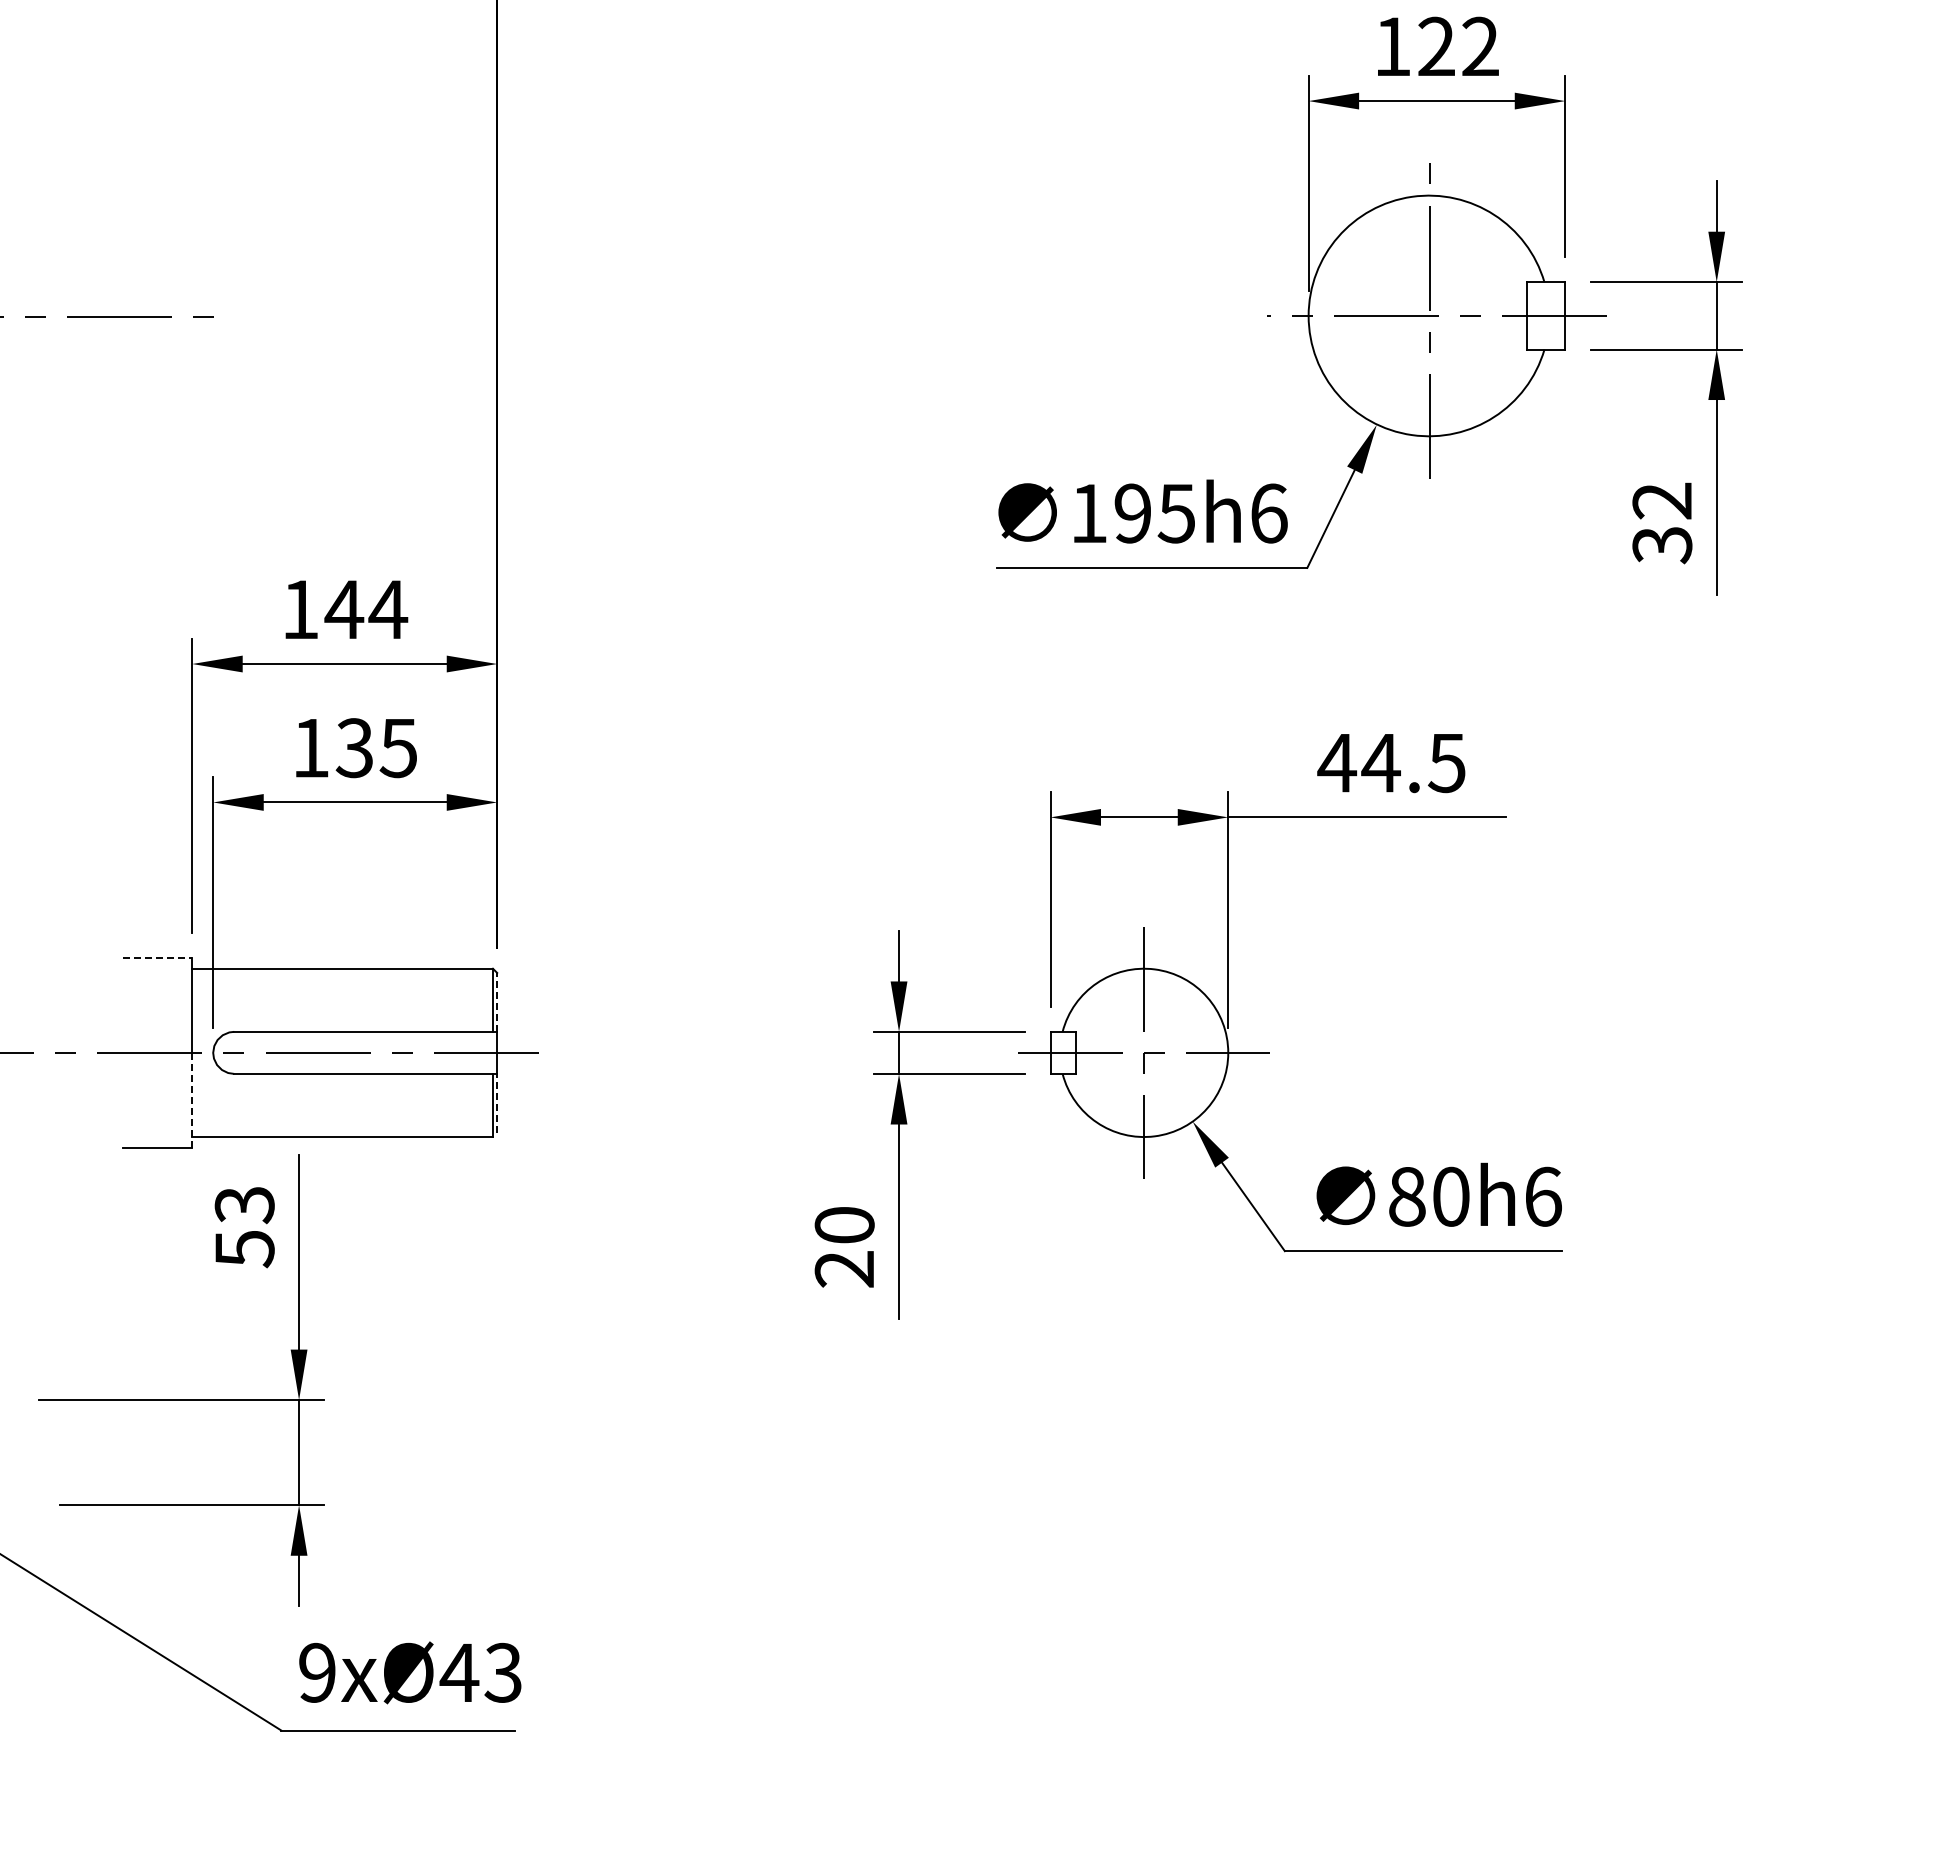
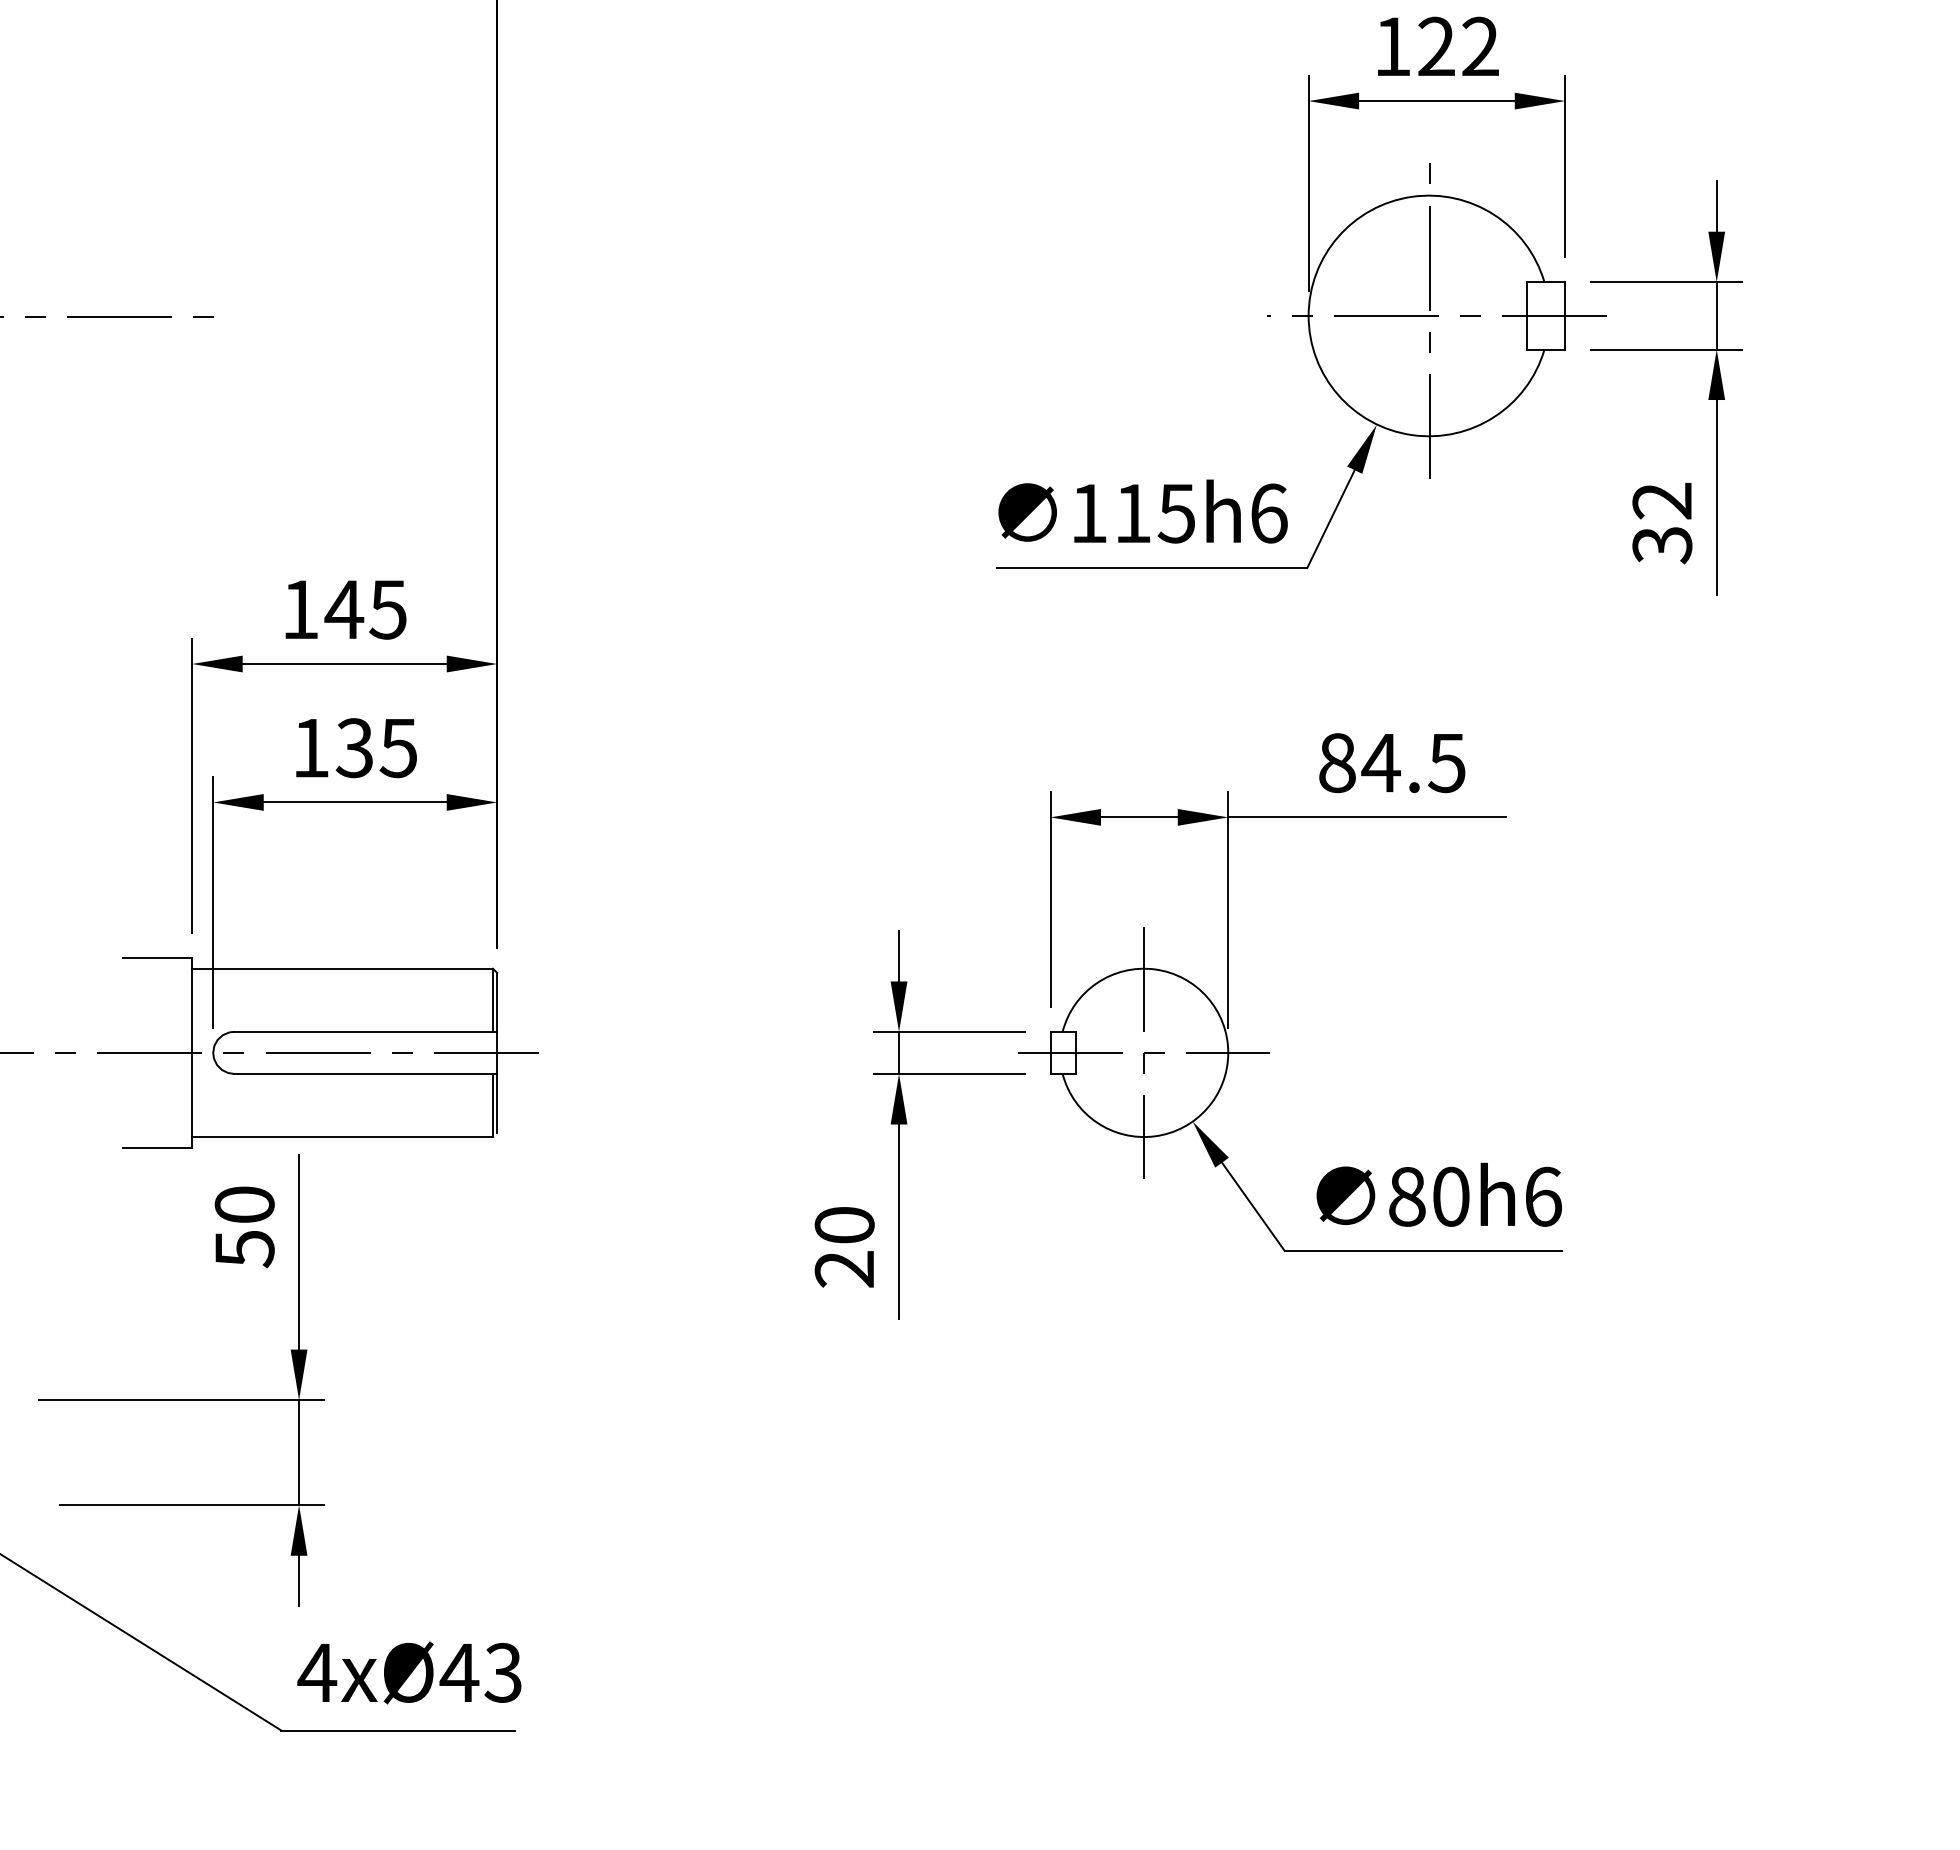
text: 195h6 -> 115h6 (1132, 513)
text: 144 -> 145 (388, 609)
text: 44.5 -> 84.5 (1337, 763)
line: dashed -> solid (157, 958)
line: dashed -> solid (497, 1001)
line: dashed -> solid (192, 1099)
line: dashed -> solid (497, 1102)
text: 53 -> 50 (244, 1205)
text: 9xØ43 -> 4xØ43 (317, 1672)
